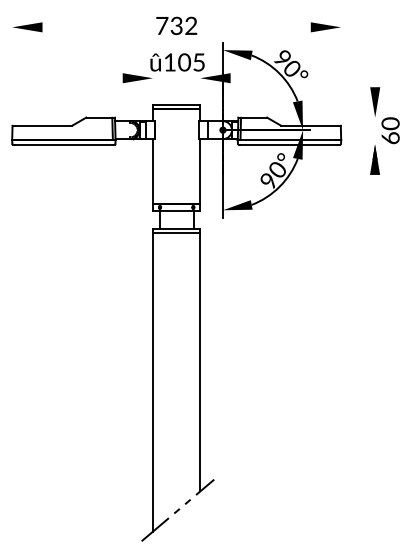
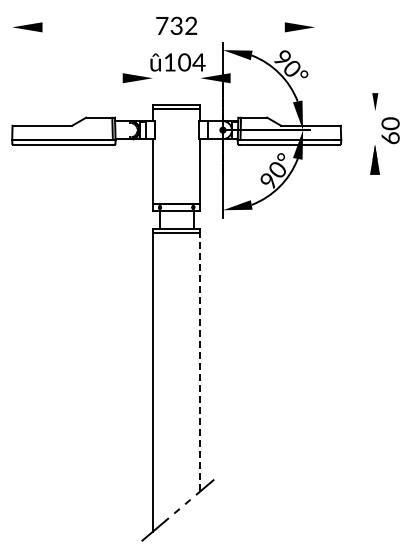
part position: (325, 27) -> (299, 27) (299, 27)
text: û105 -> û104 (198, 62)
part size: 11x30 px -> 7x18 px (375, 101)
line: solid -> dashed (200, 362)
